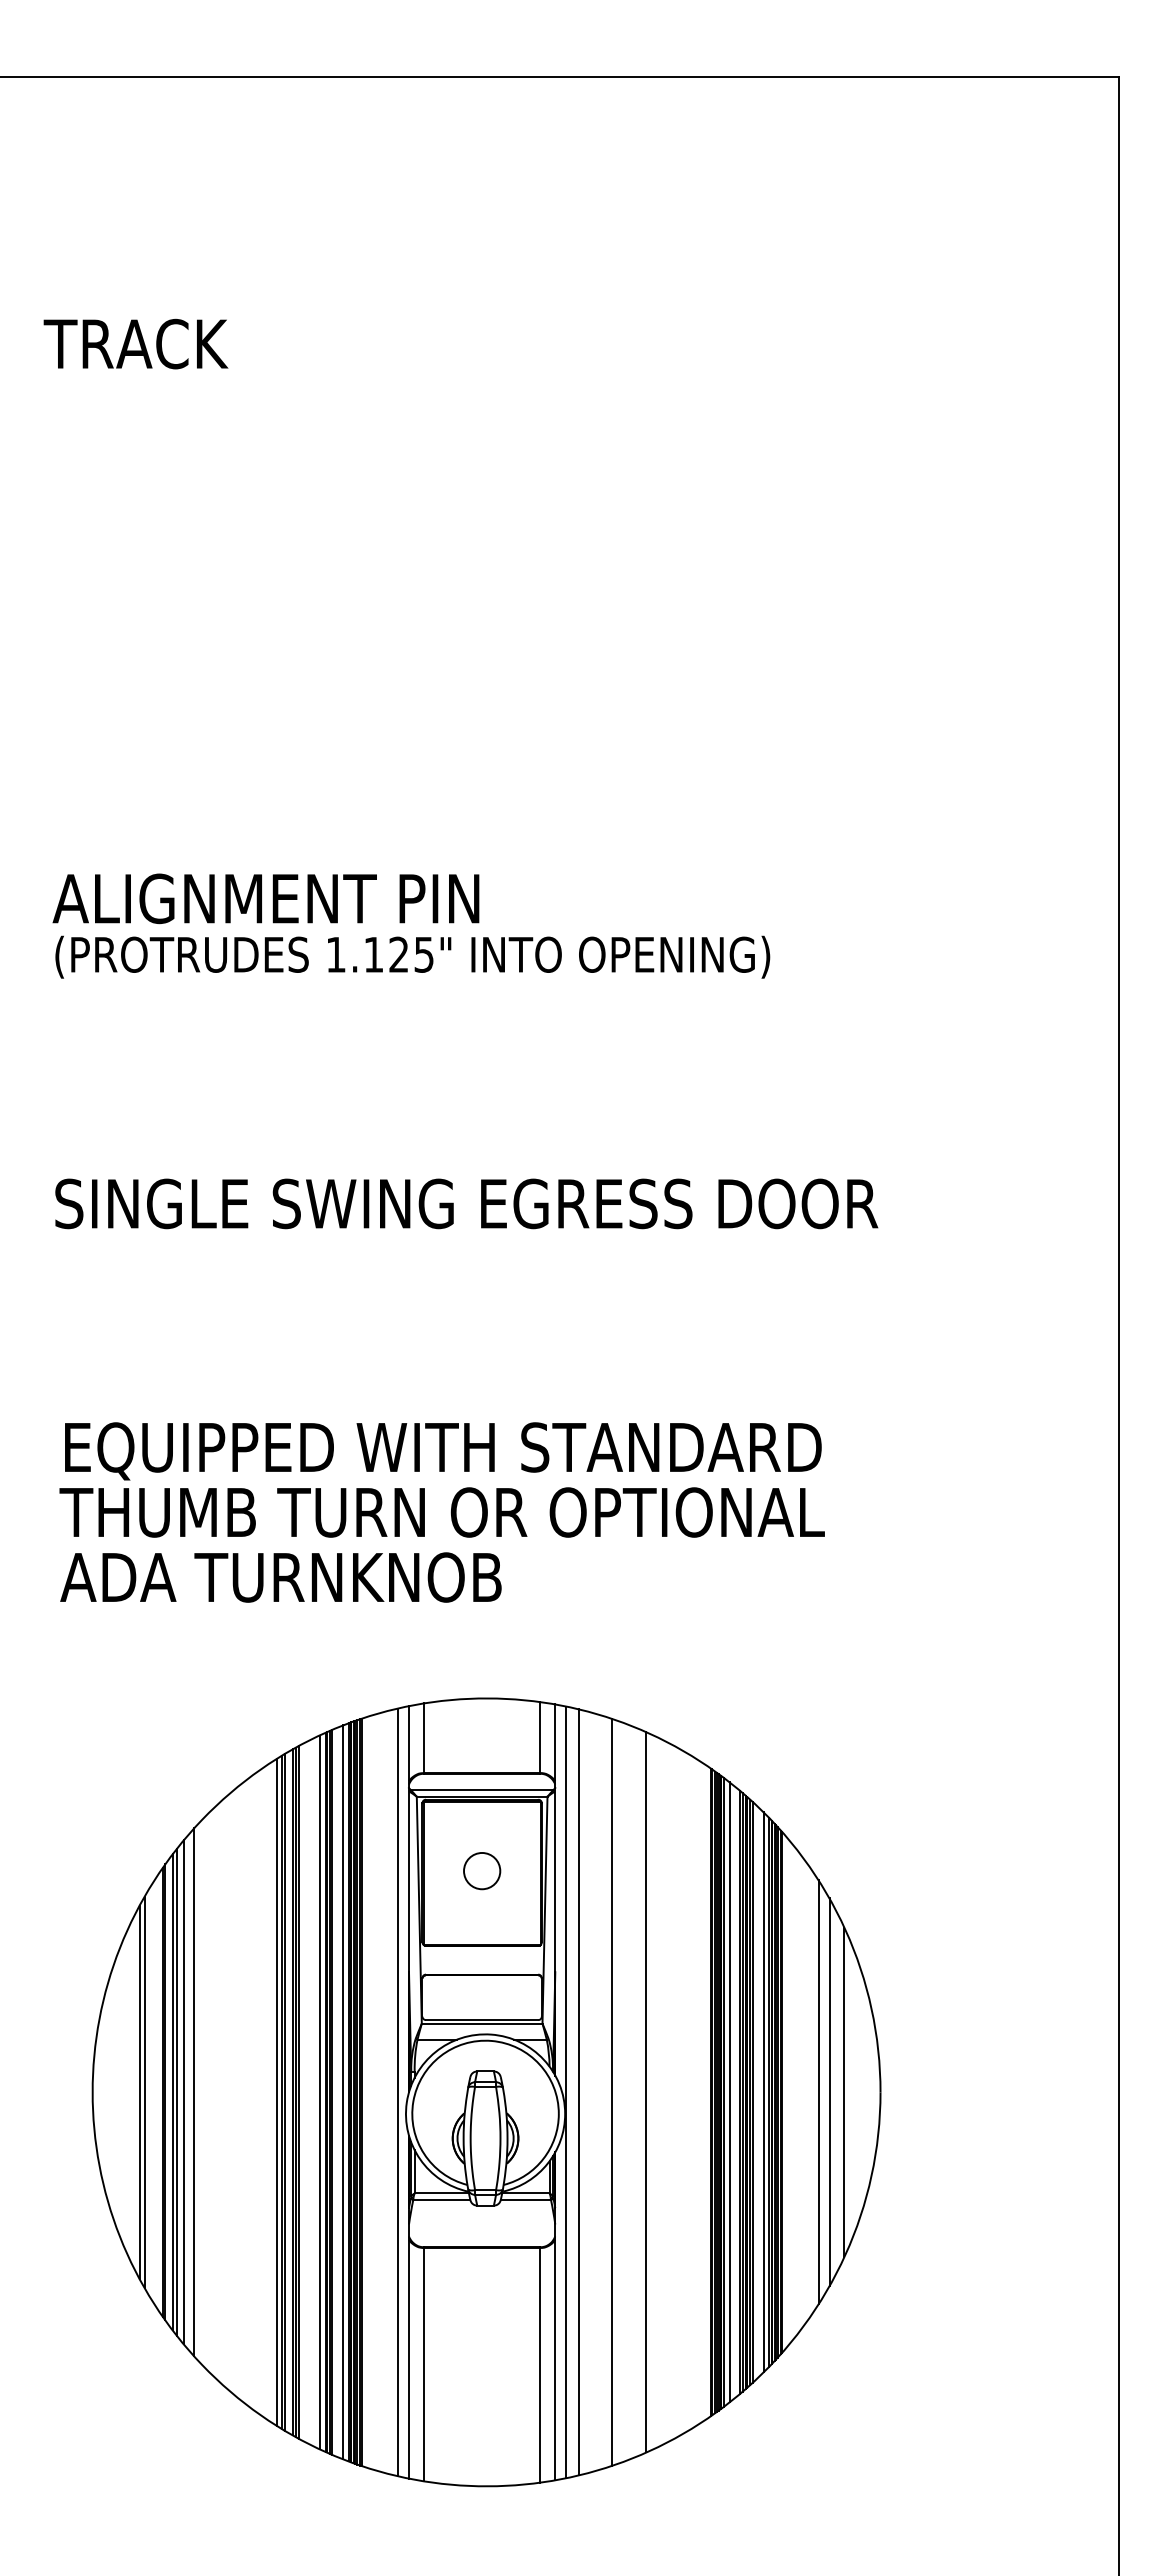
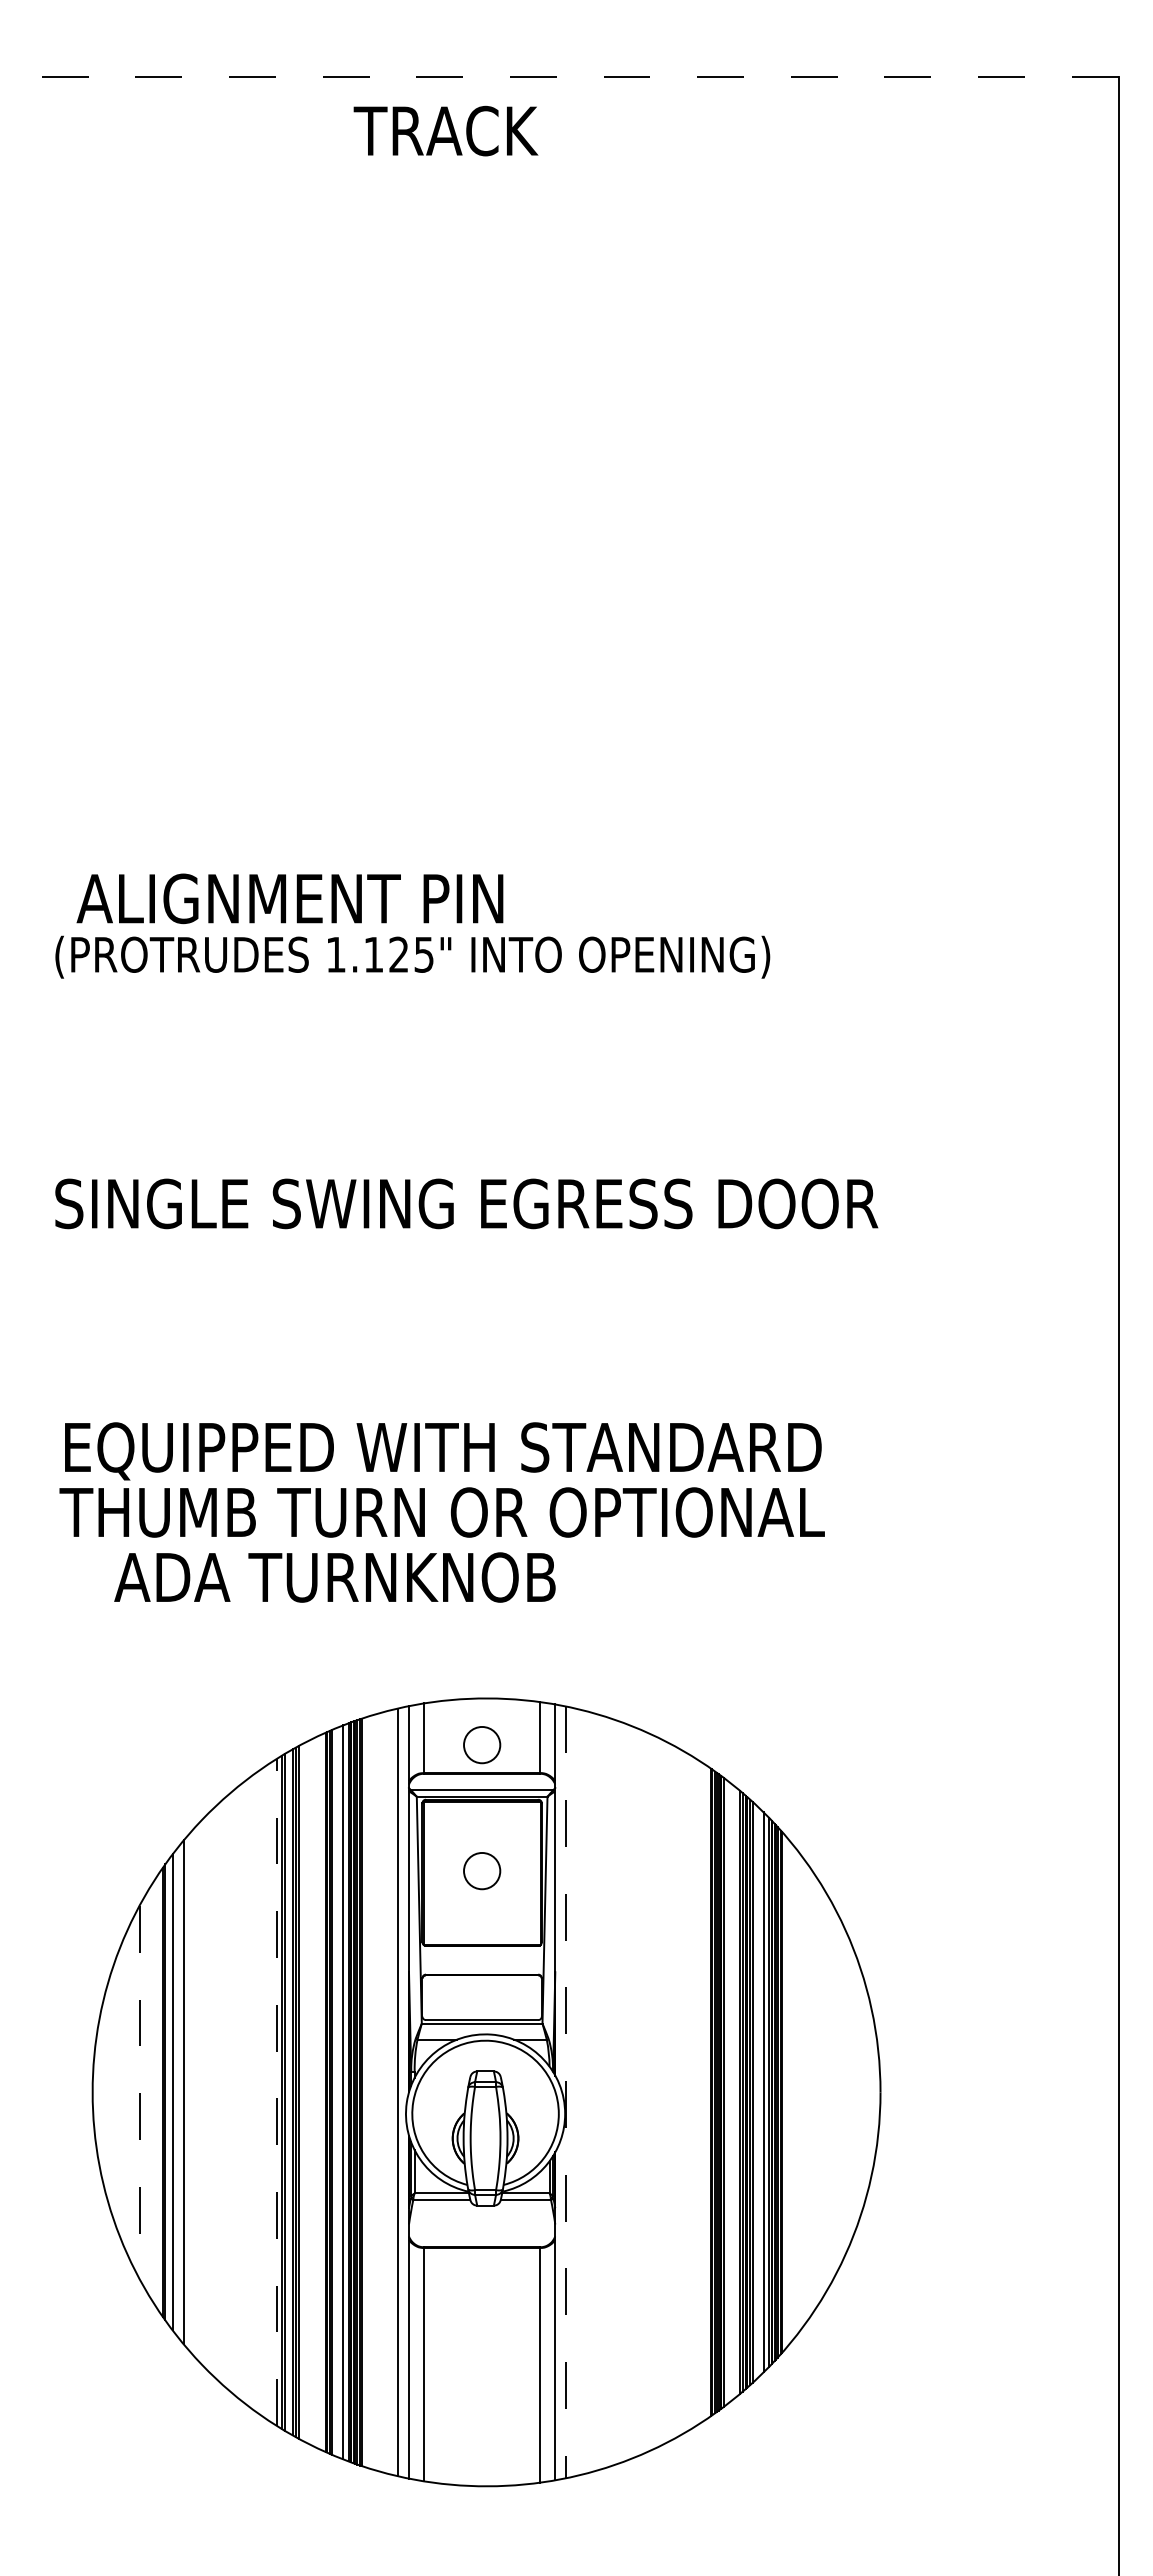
line: solid -> dashed (559, 77)
text position: (135, 343) -> (445, 130) (445, 130)
text position: (265, 898) -> (289, 898) (289, 898)
text position: (280, 1577) -> (334, 1577) (334, 1577)
circle: none -> present (482, 1745)
line: present -> none (144, 2091)
line: solid -> dashed (139, 2092)
line: present -> none (176, 2092)
line: present -> none (194, 2092)
line: solid -> dashed (277, 2092)
line: present -> none (319, 2092)
line: solid -> dashed (566, 2092)
line: present -> none (578, 2092)
line: present -> none (612, 2092)
line: present -> none (646, 2092)
line: present -> none (729, 2092)
line: present -> none (818, 2092)
line: present -> none (829, 2092)
line: present -> none (844, 2092)
